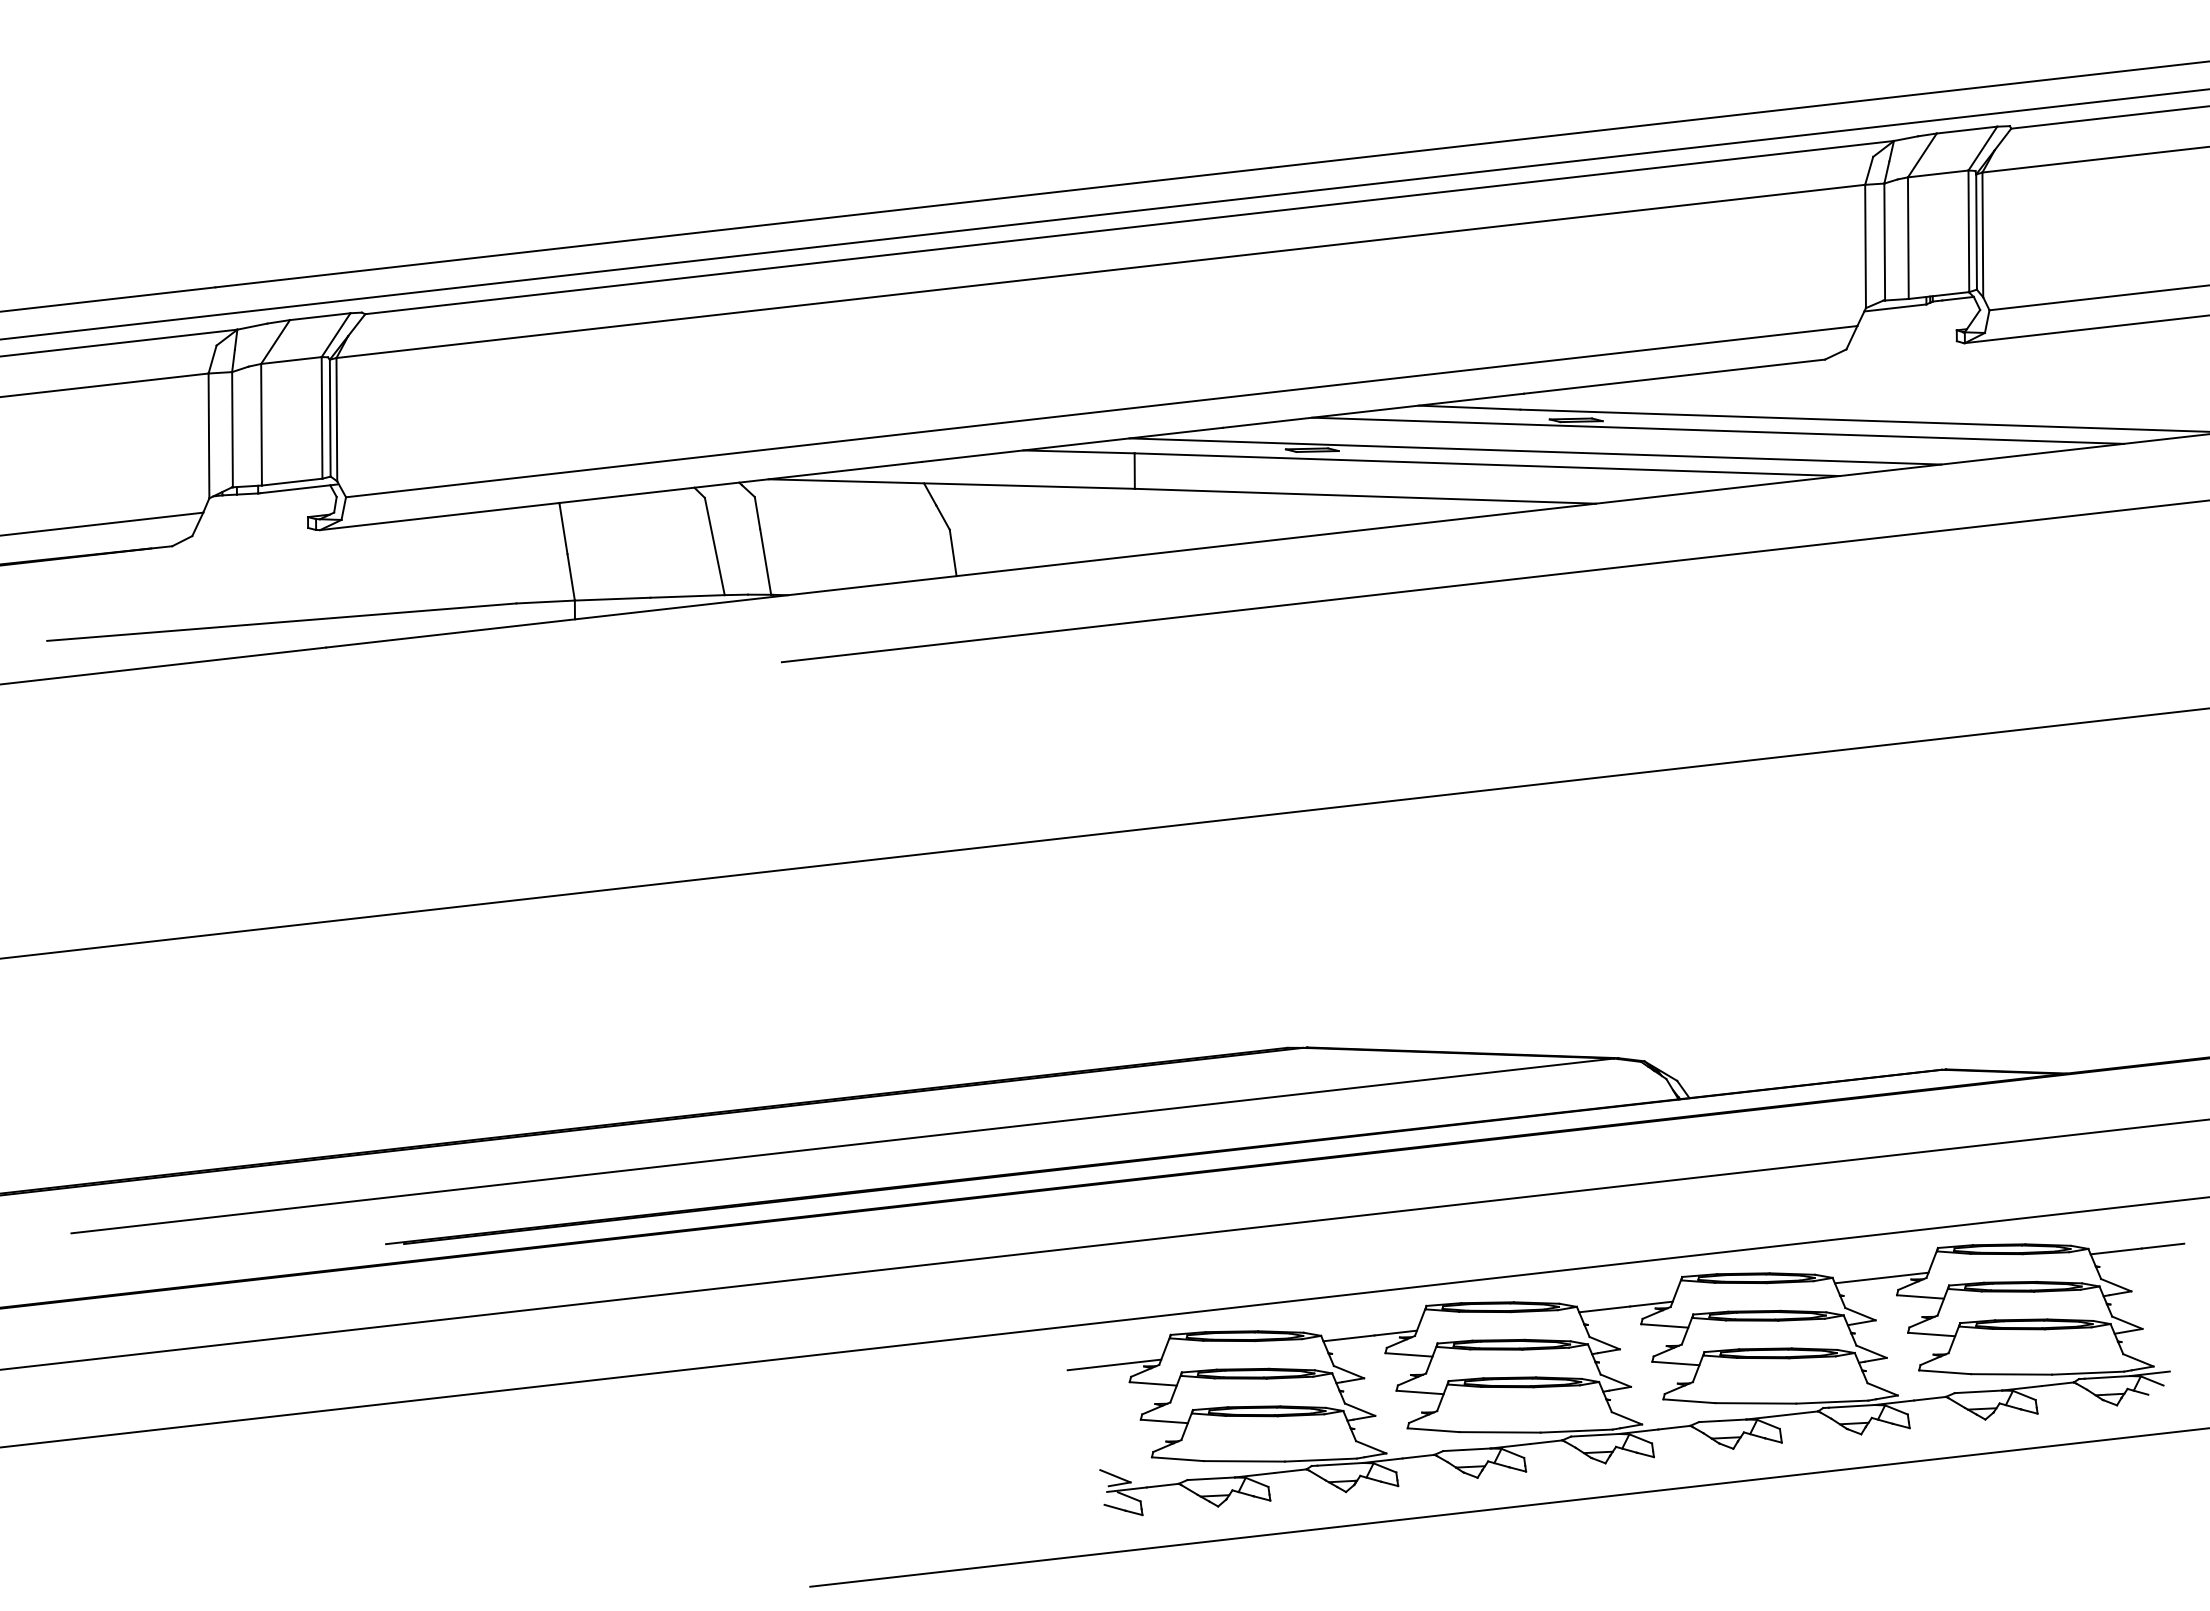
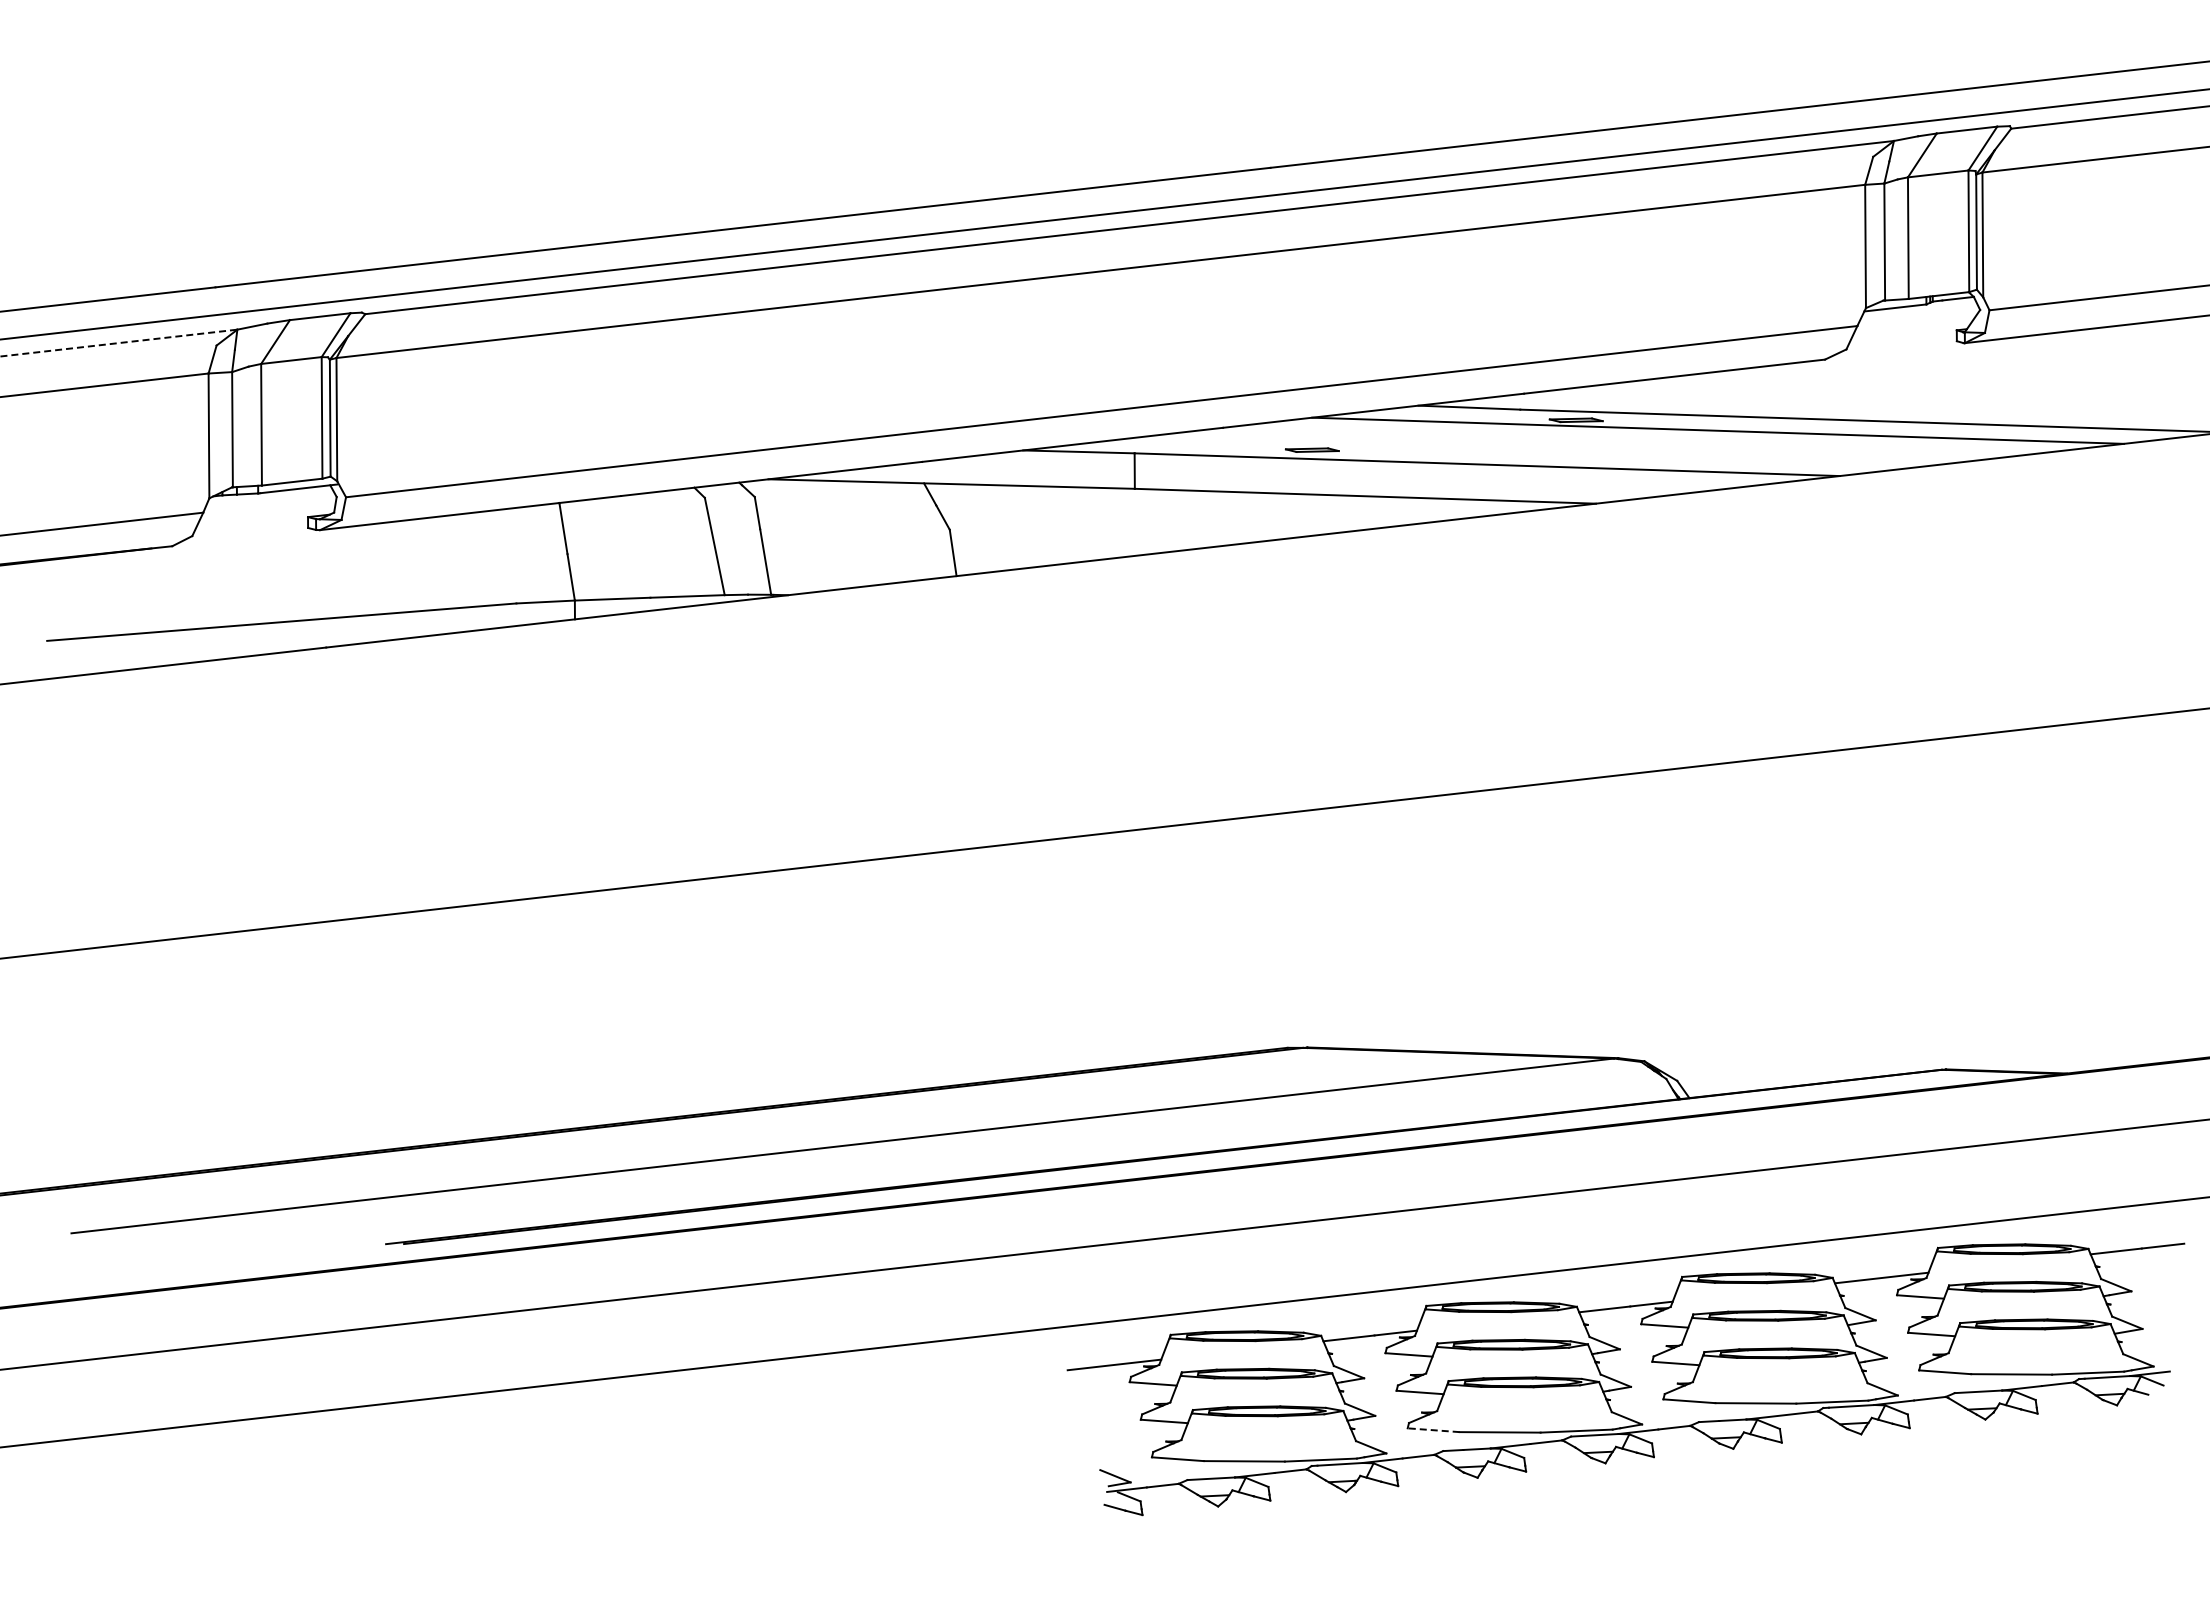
line: solid -> dashed (119, 343)
line: present -> none (1535, 451)
line: present -> none (1493, 581)
line: solid -> dashed (1433, 1430)
line: present -> none (1508, 1507)
